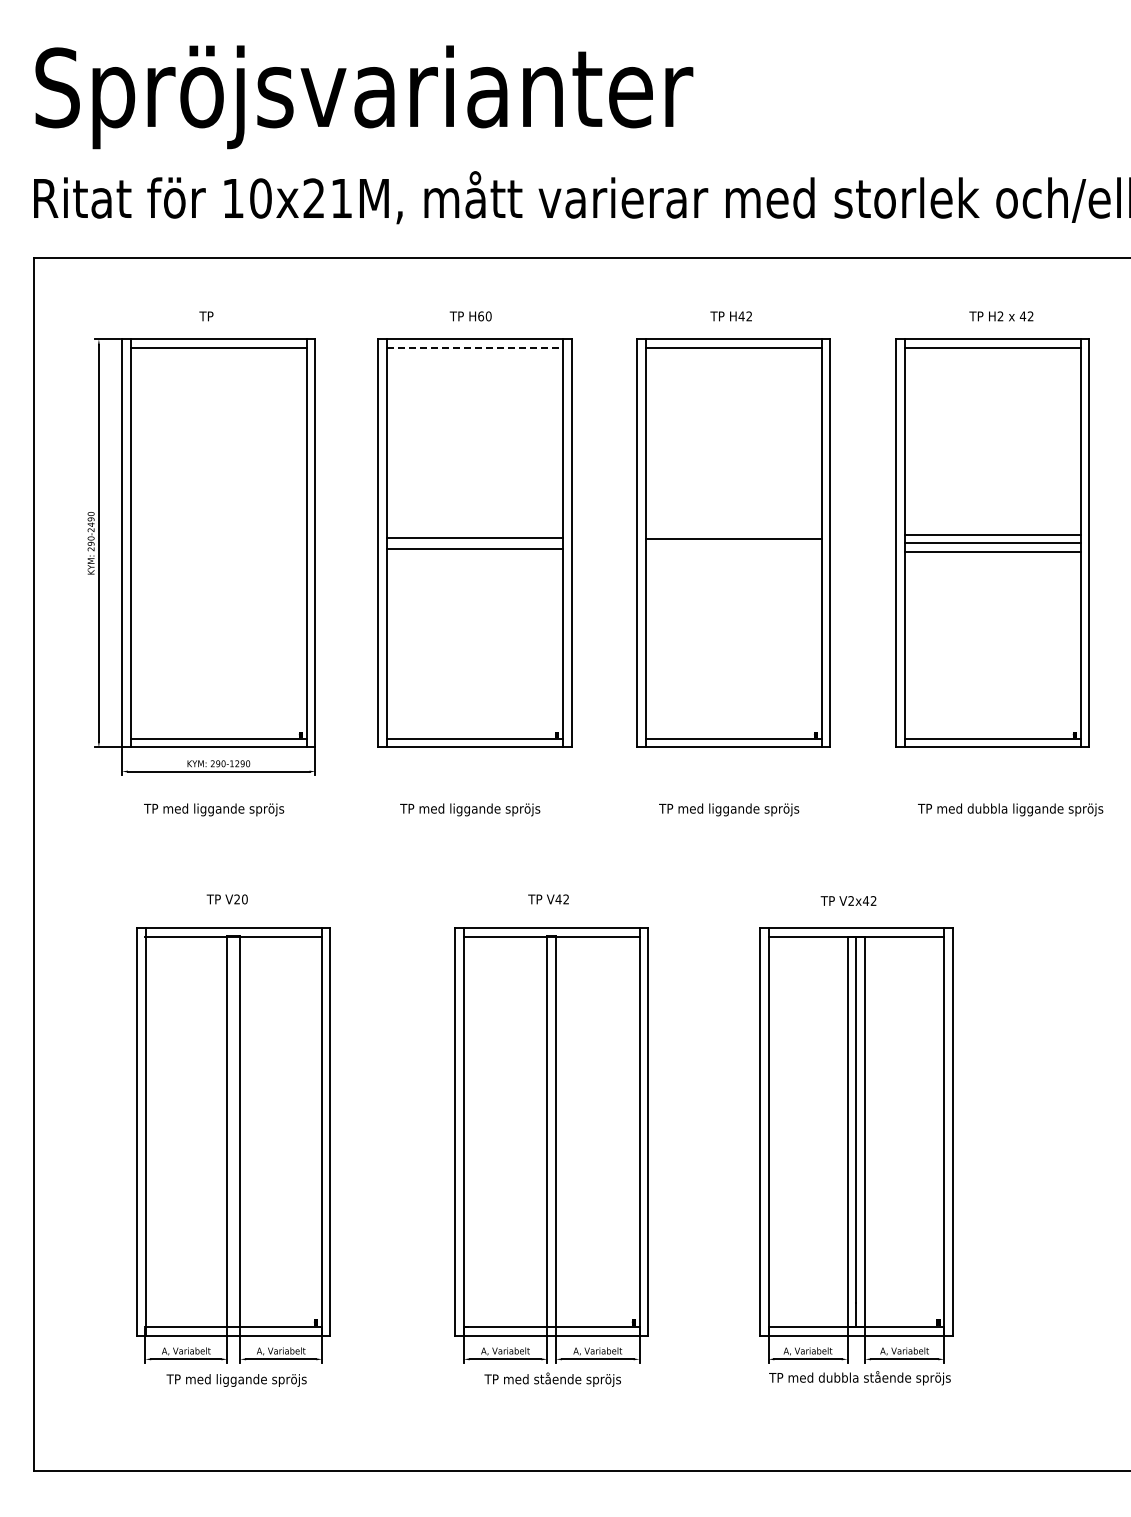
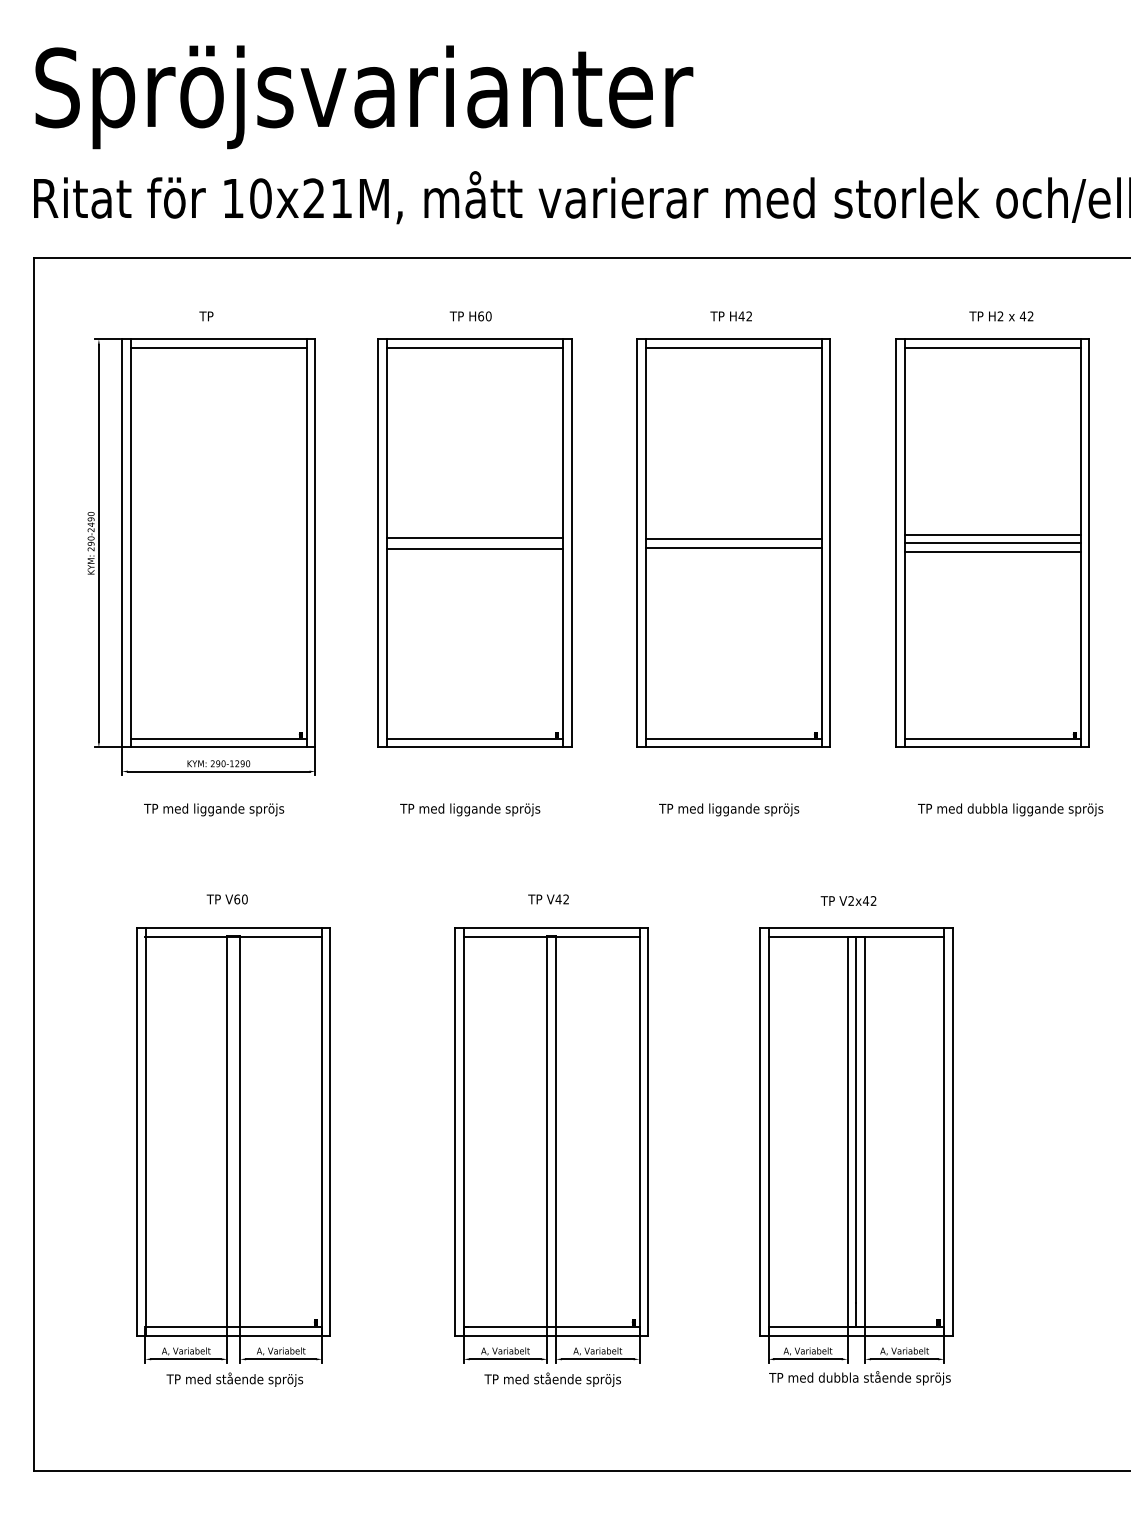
line: dashed -> solid (474, 348)
line: none -> present (733, 547)
text: V20 -> V60 (237, 899)
text: TP med liggande spröjs -> TP med stående spröjs (261, 1379)
